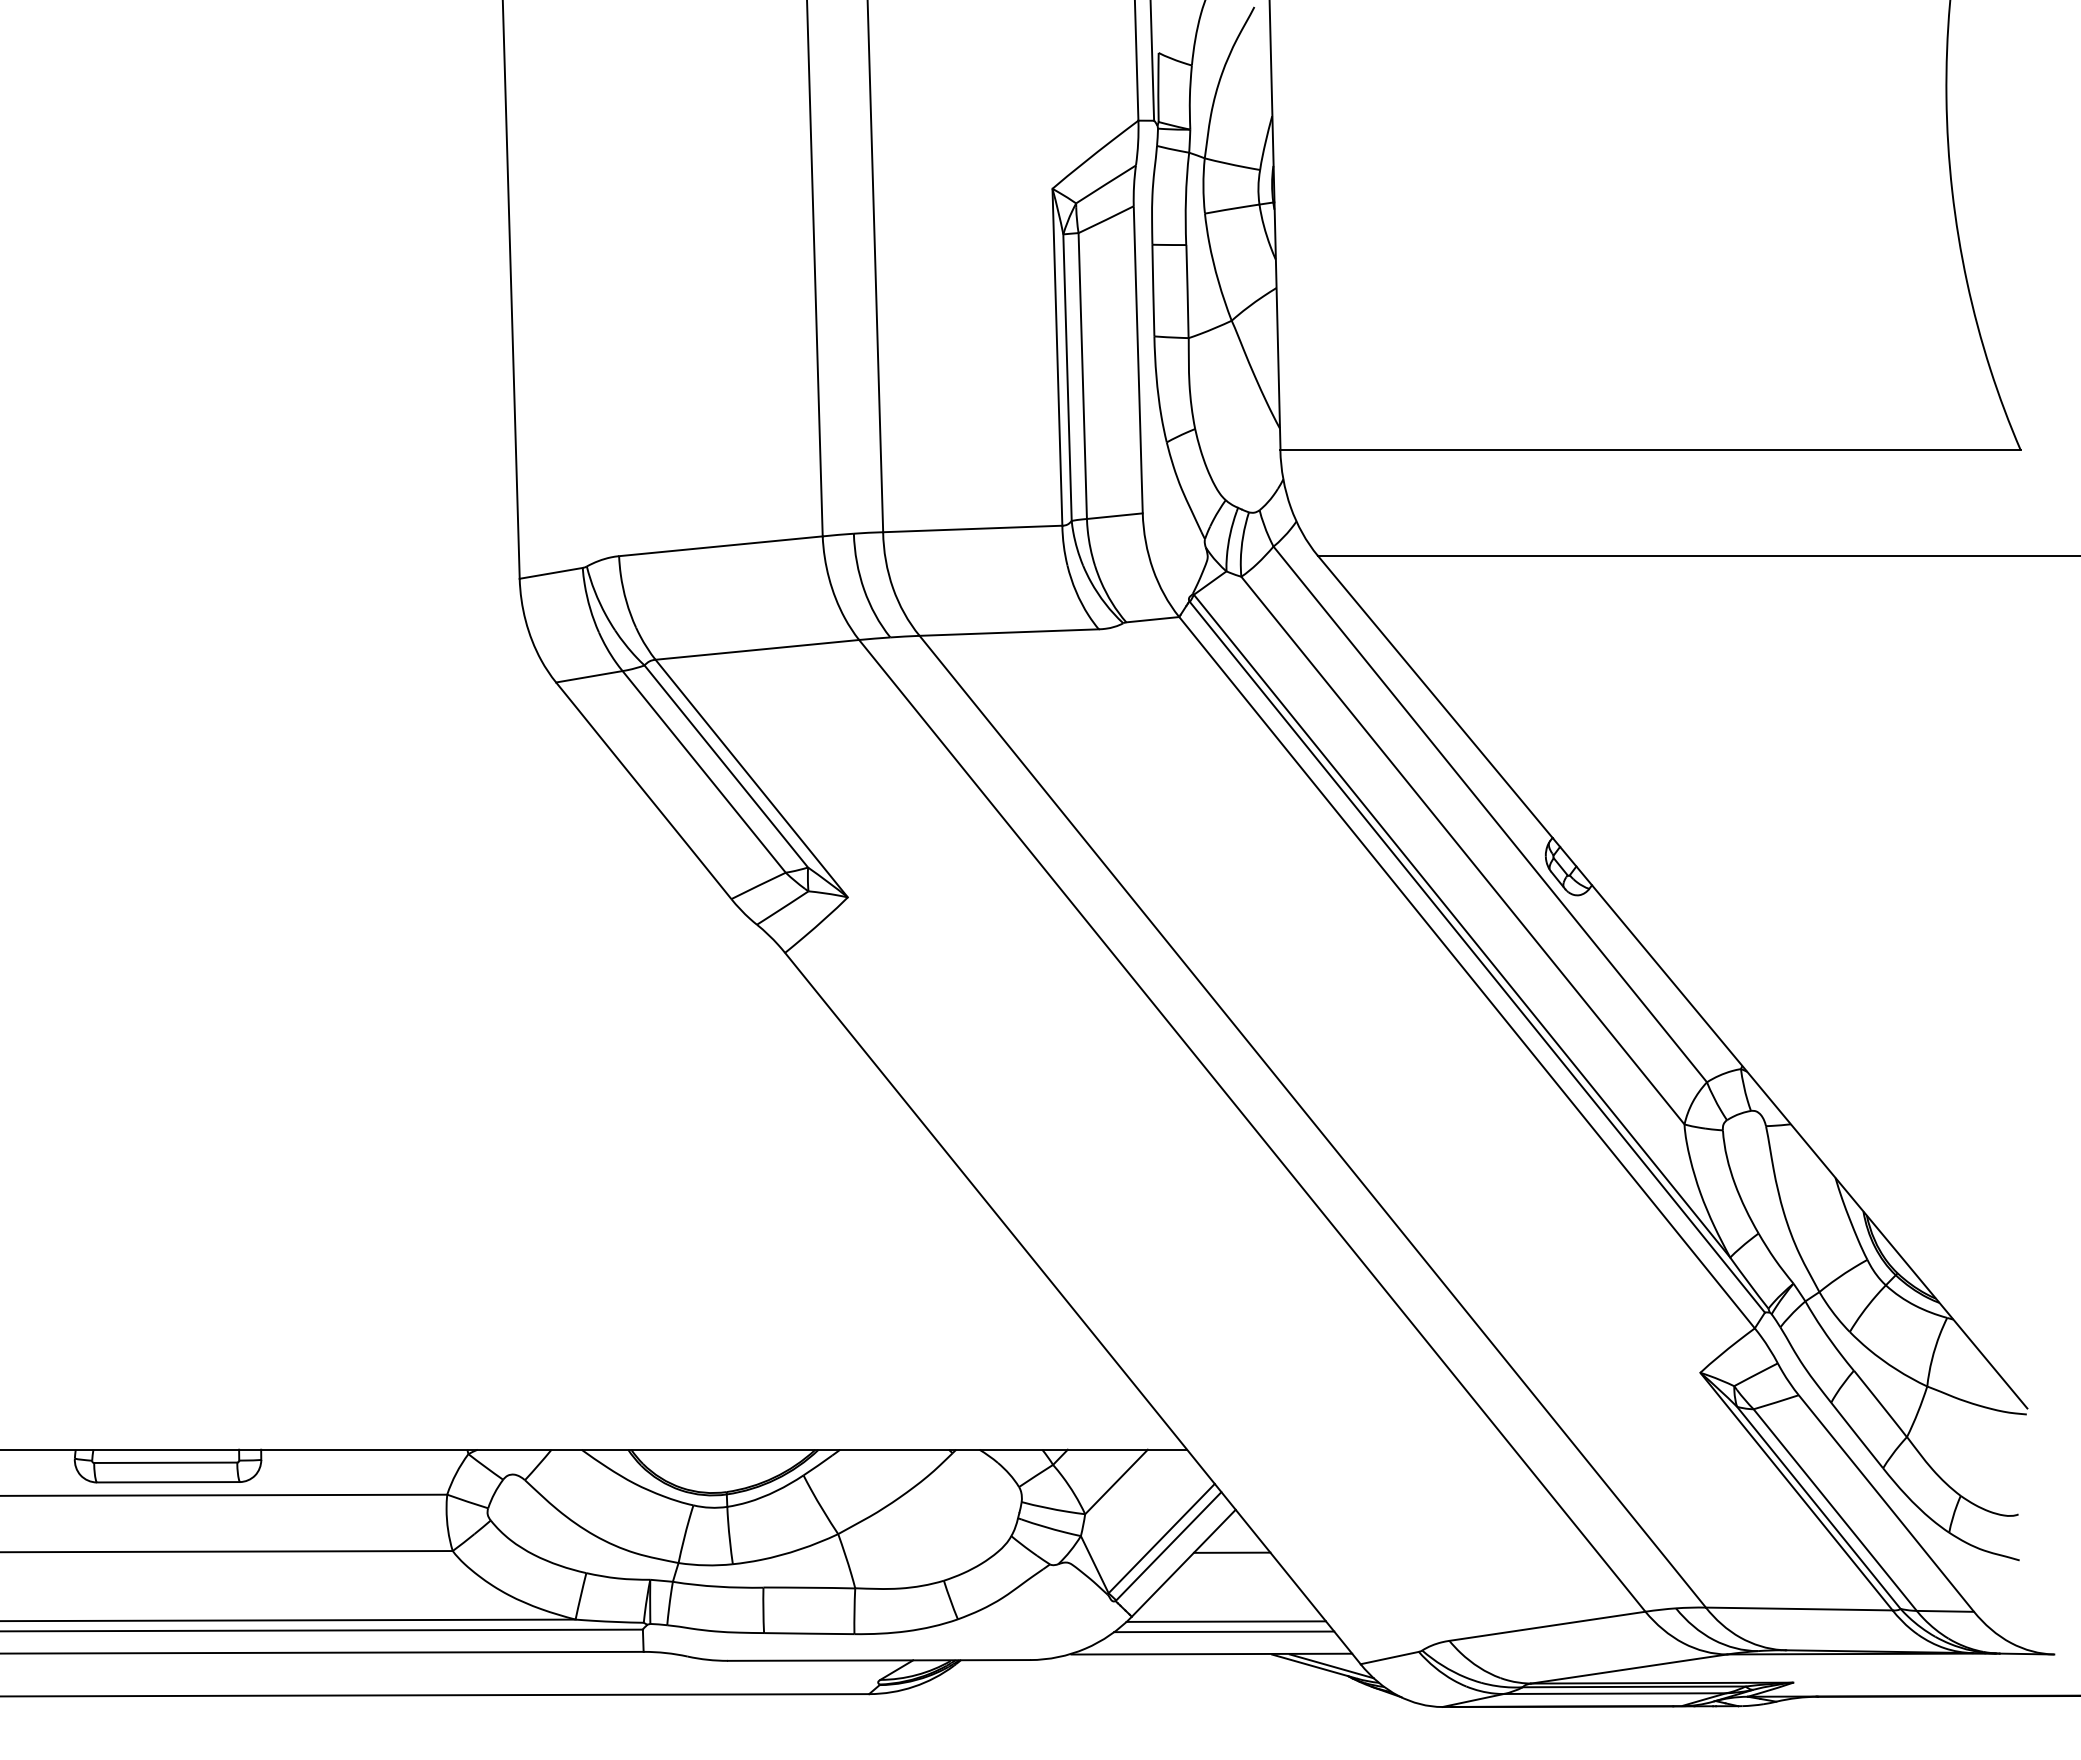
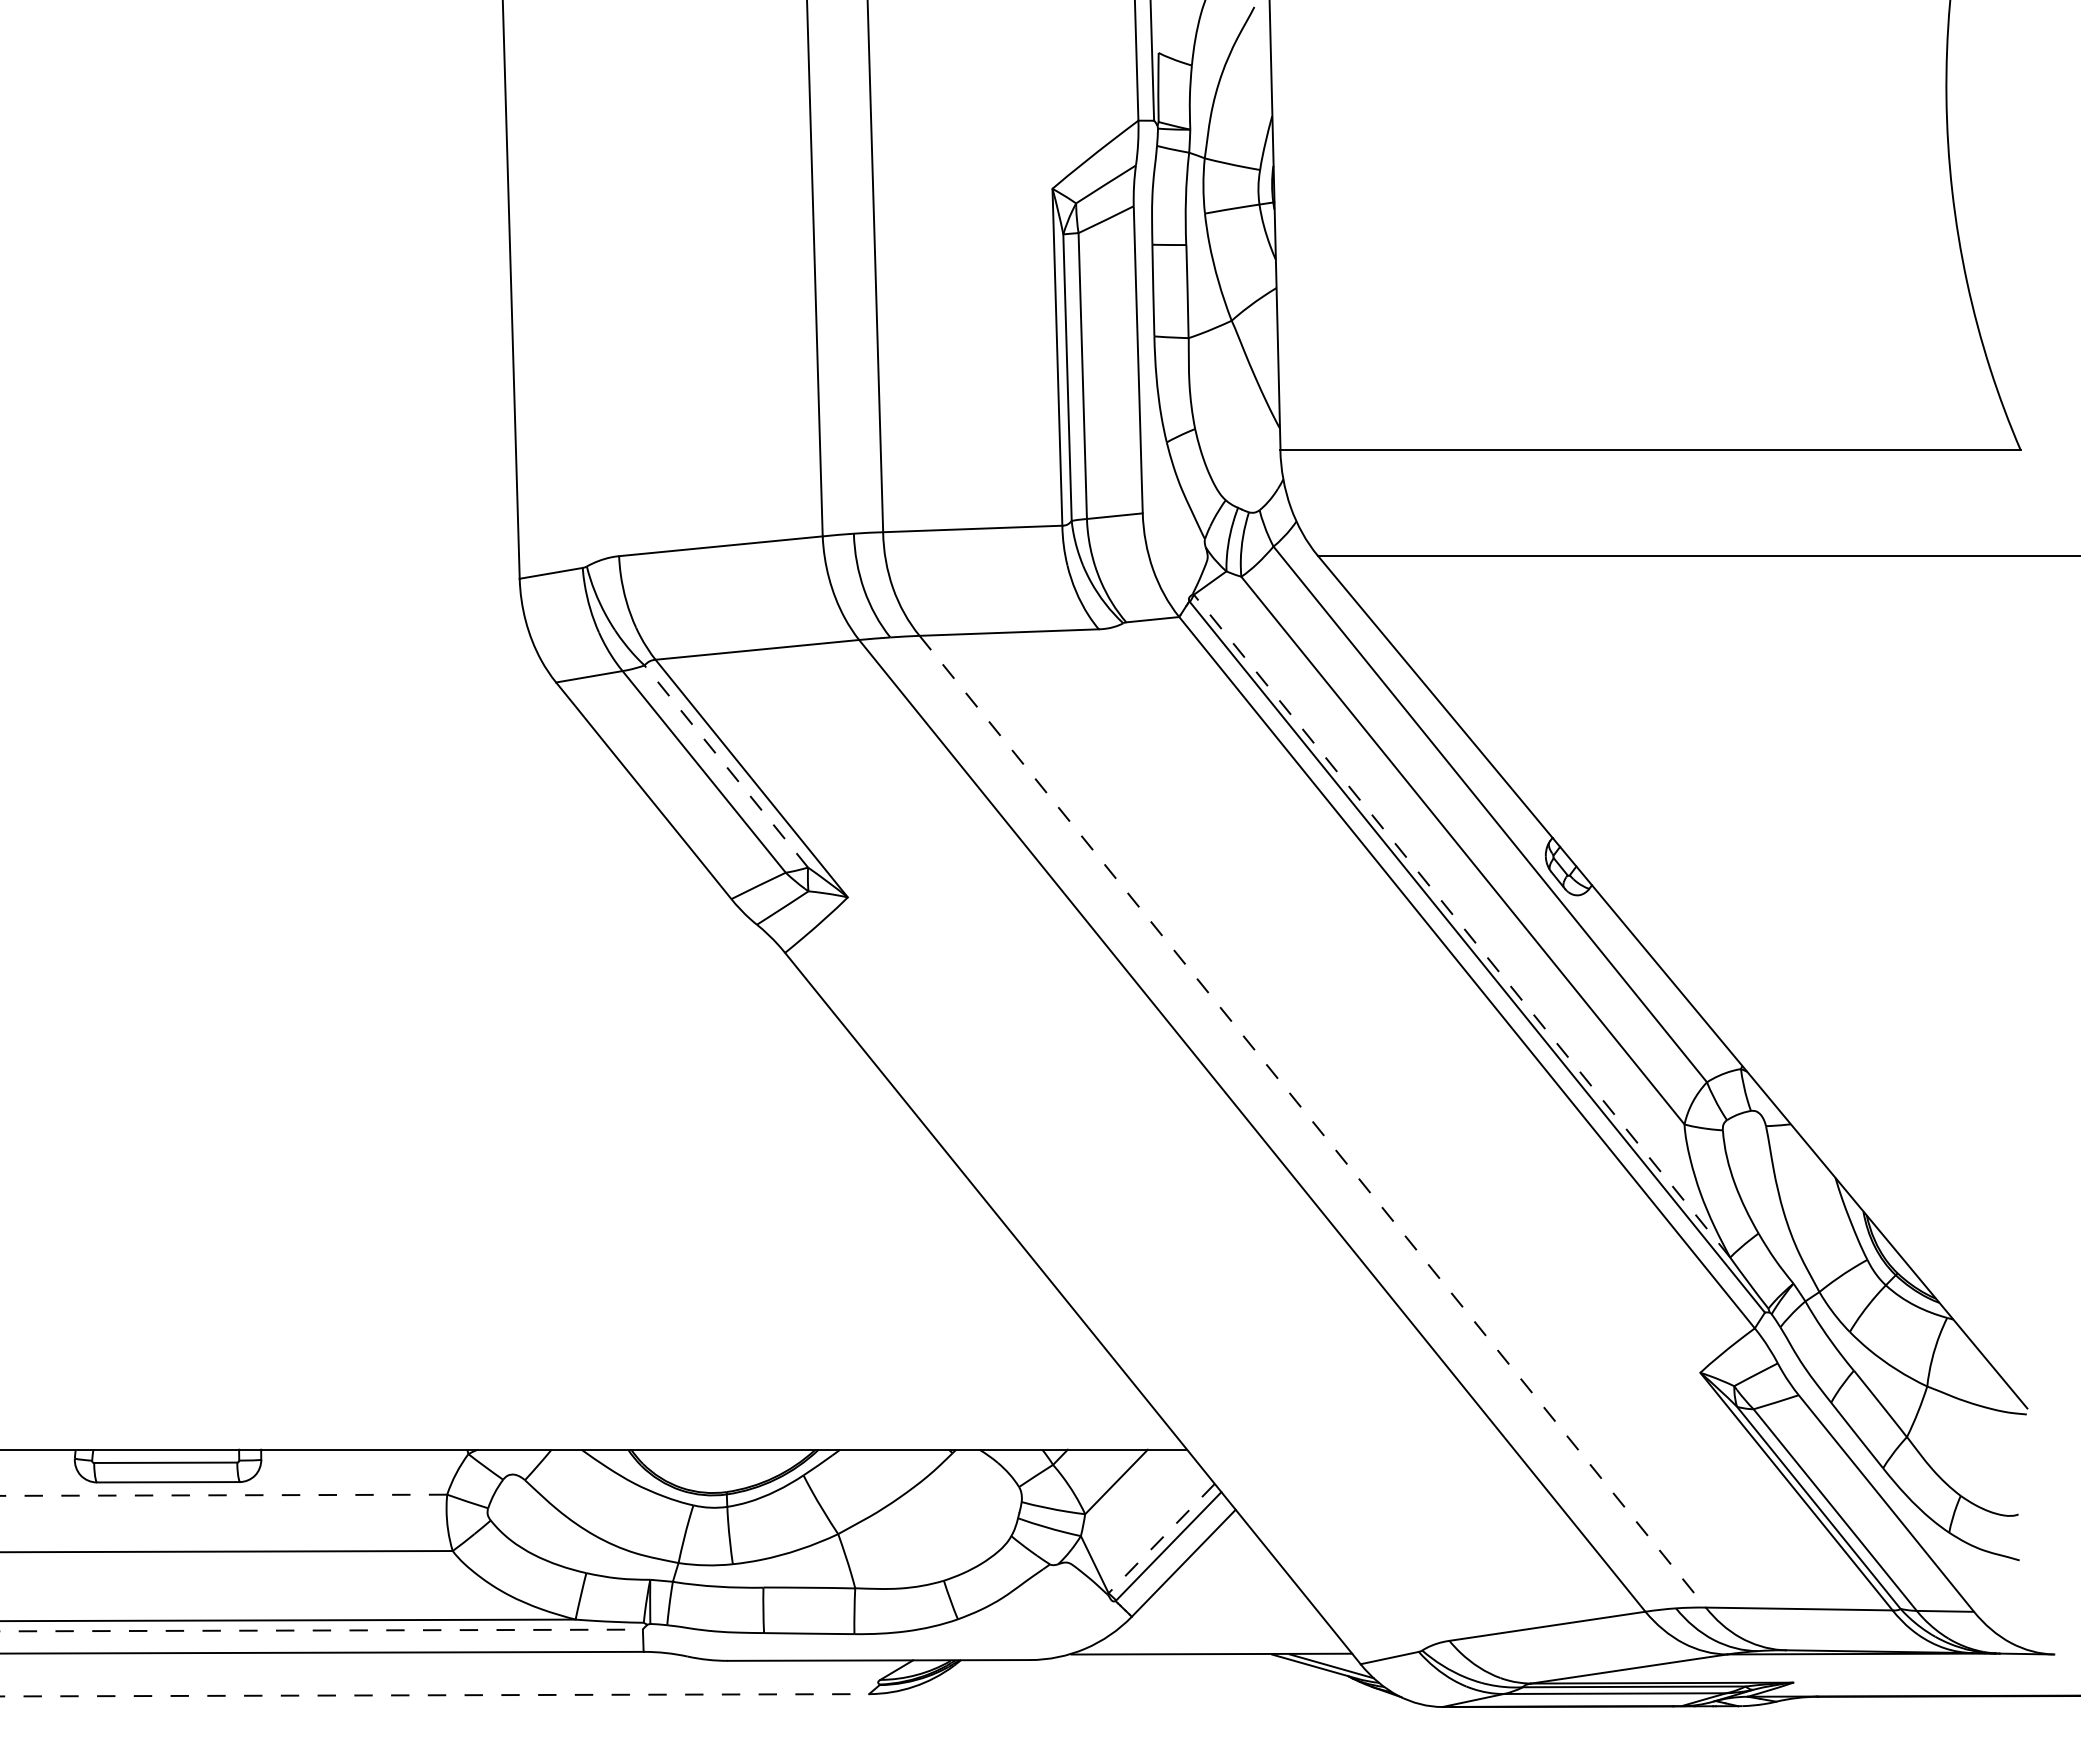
line: solid -> dashed (726, 766)
line: solid -> dashed (1461, 925)
line: solid -> dashed (1313, 1122)
line: solid -> dashed (223, 1495)
line: solid -> dashed (1161, 1538)
line: present -> none (1231, 1552)
line: present -> none (1226, 1621)
line: solid -> dashed (322, 1630)
line: present -> none (1224, 1631)
line: solid -> dashed (435, 1695)
